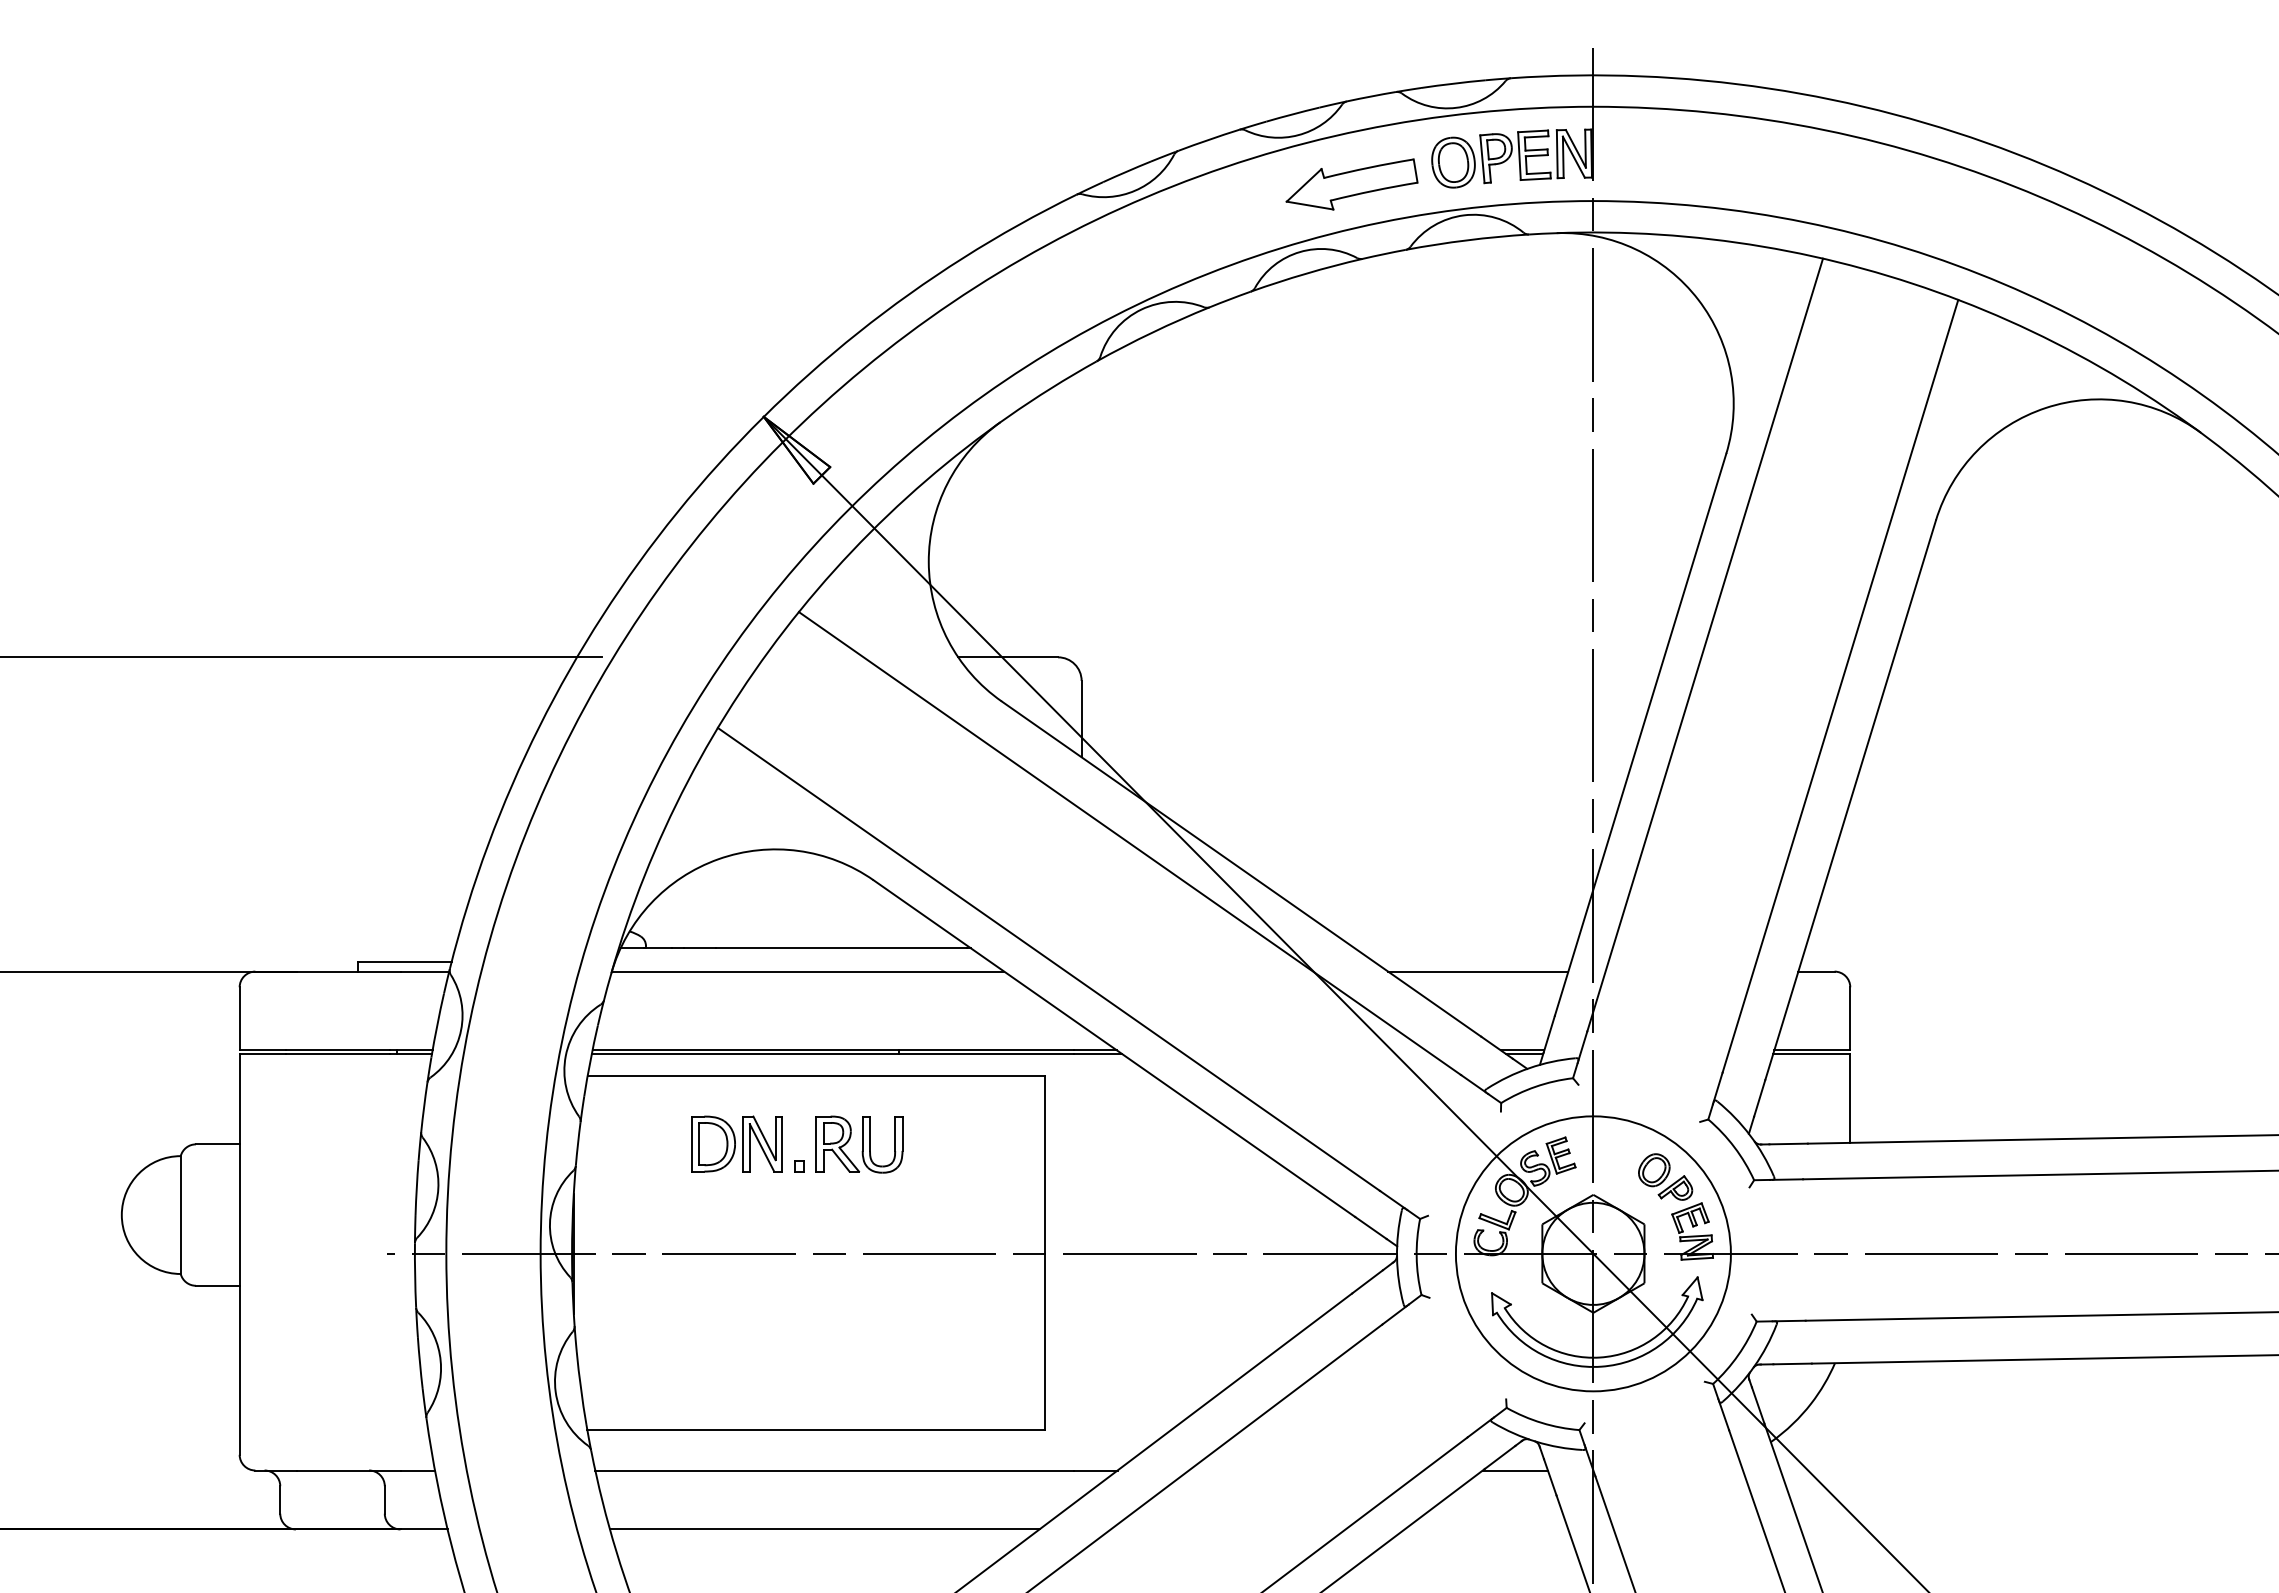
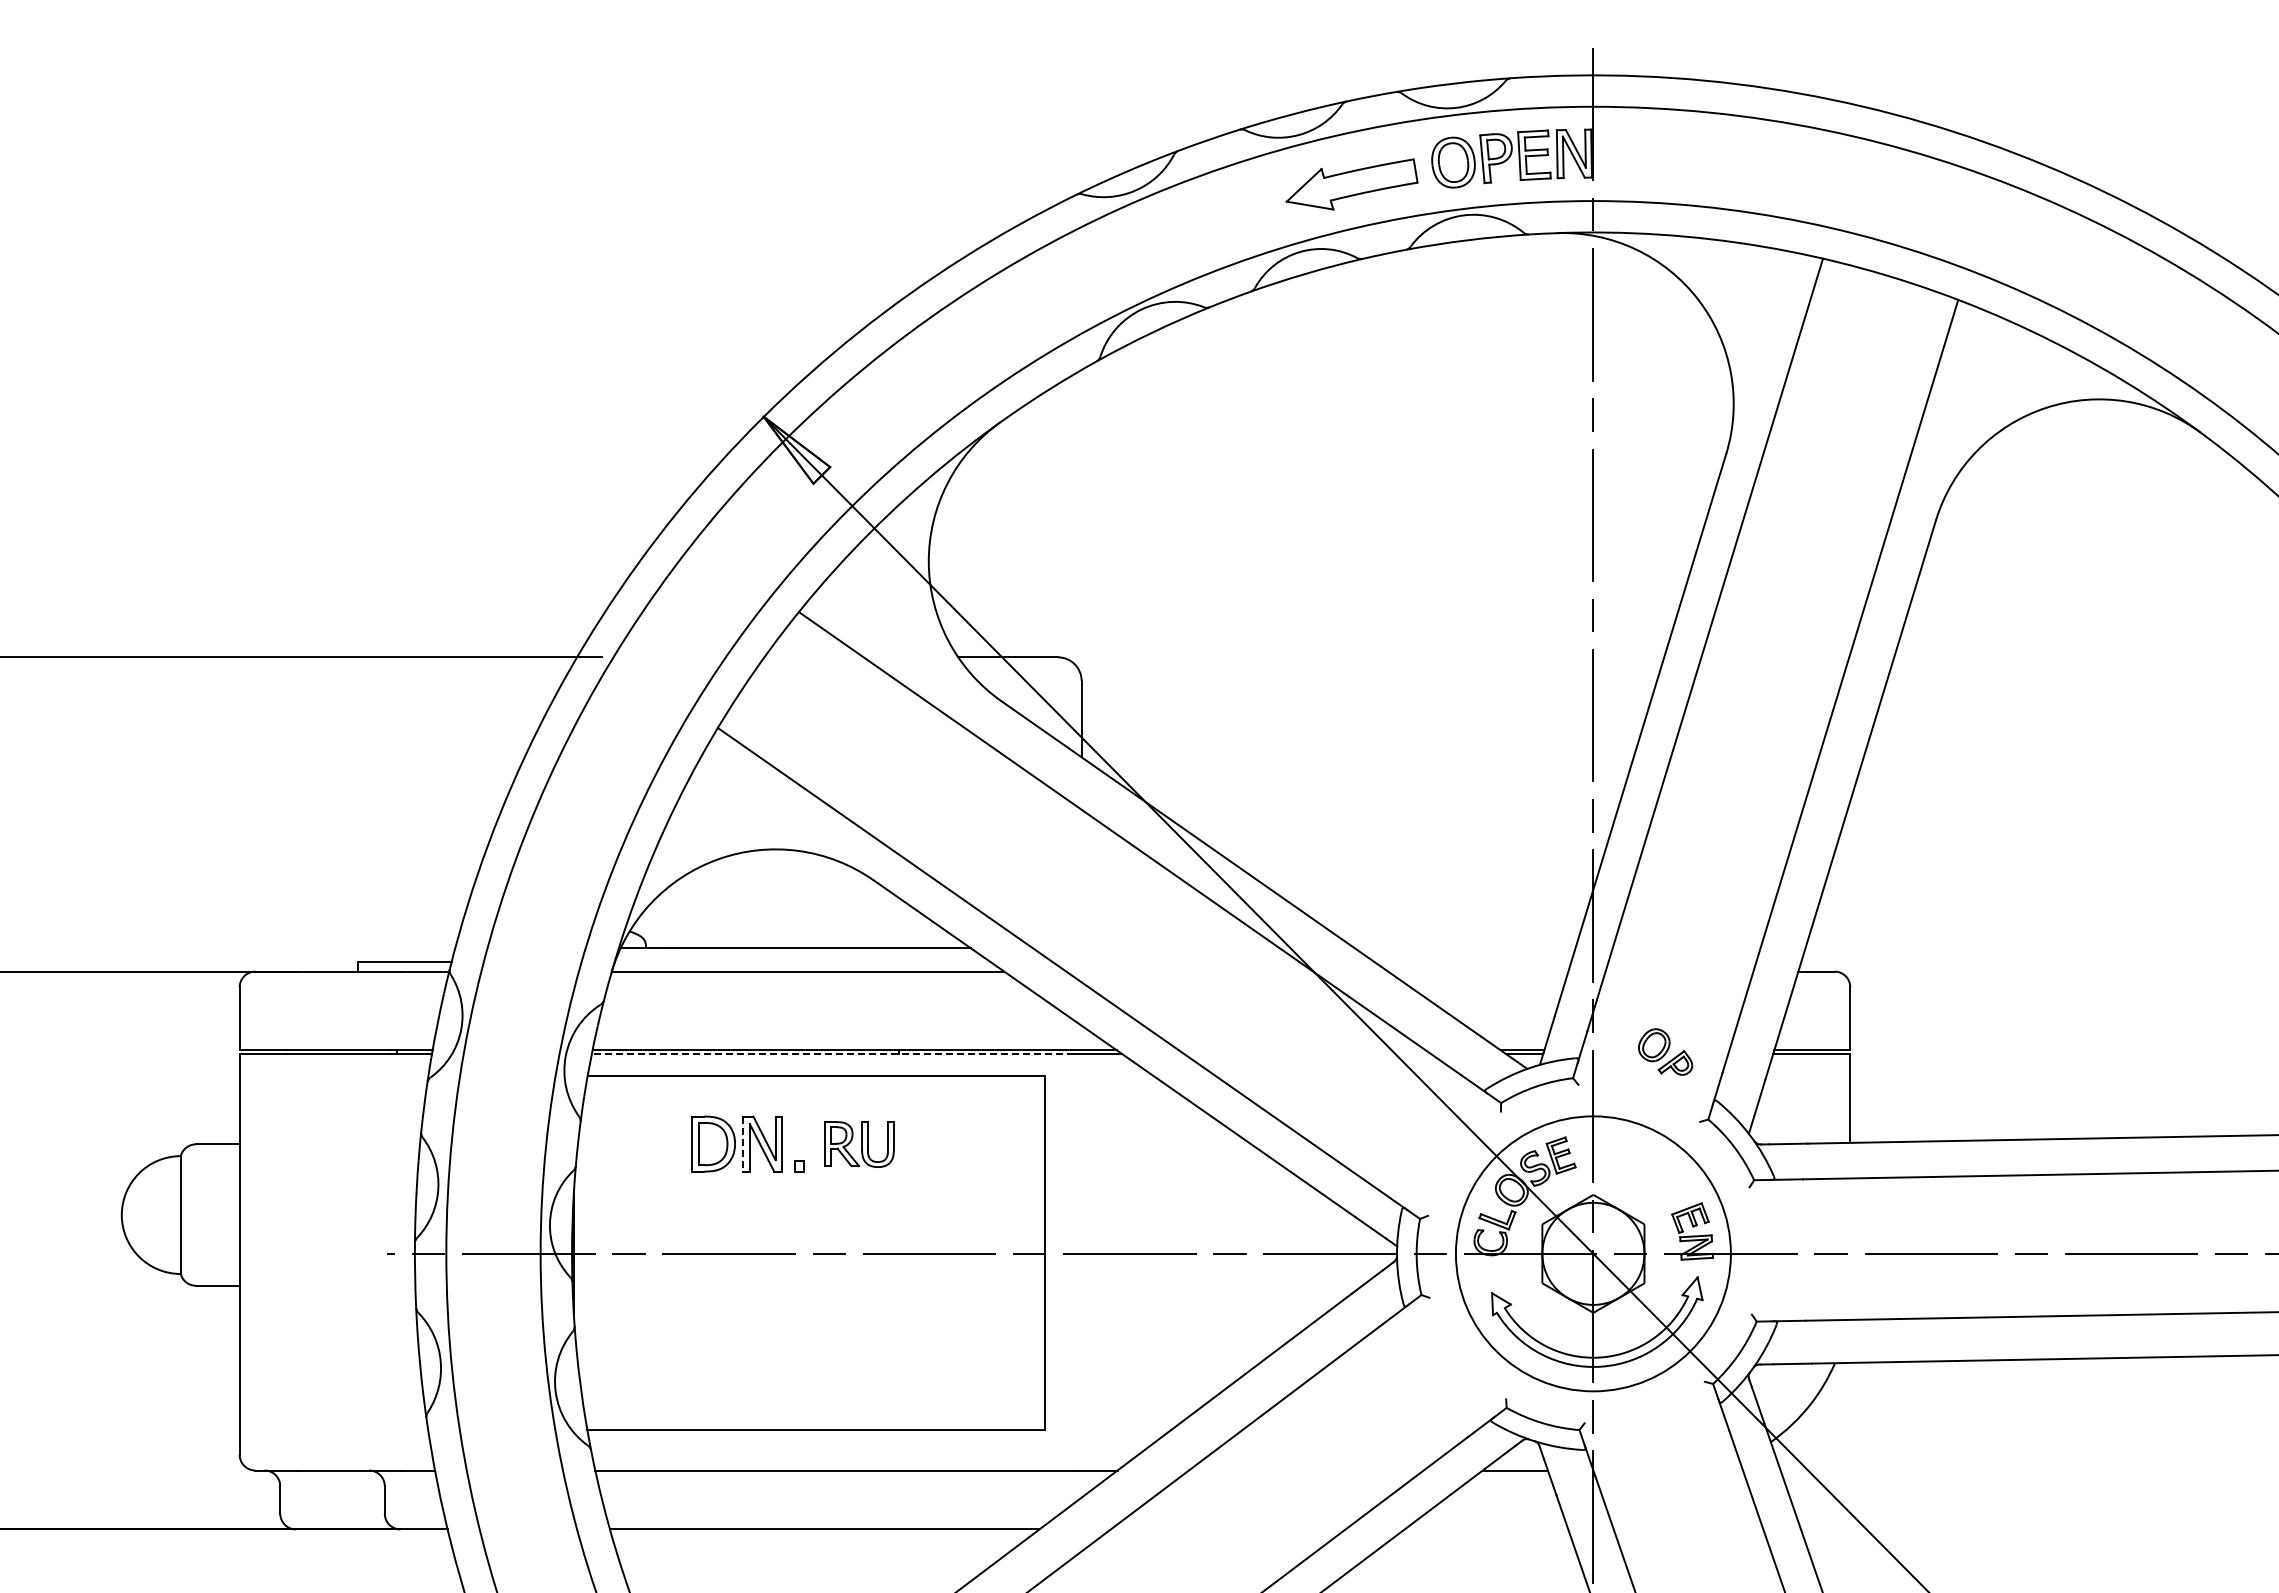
line: present -> none (1478, 971)
line: solid -> dashed (832, 1054)
line: solid -> dashed (743, 1144)
part size: 89x59 px -> 71x47 px (859, 1144)
part position: (1665, 1176) -> (1665, 1051) (1665, 1051)
